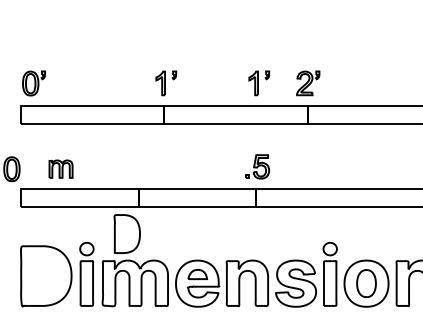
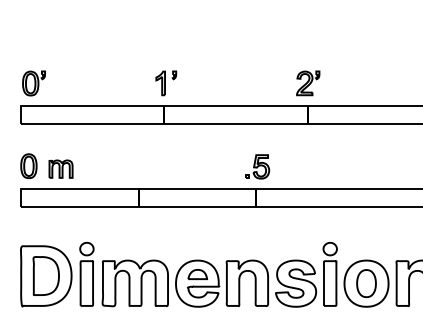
part: present -> none (259, 83)
part position: (11, 168) -> (28, 165) (28, 165)
part position: (126, 233) -> (45, 275) (45, 275)
